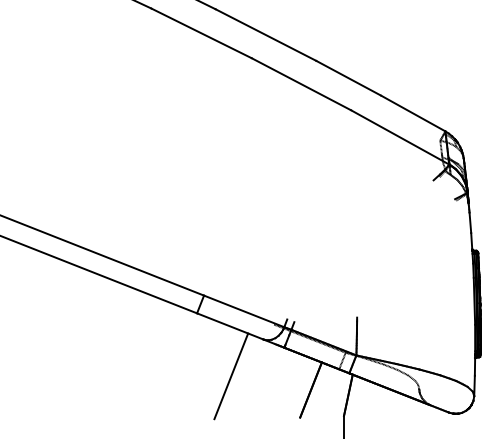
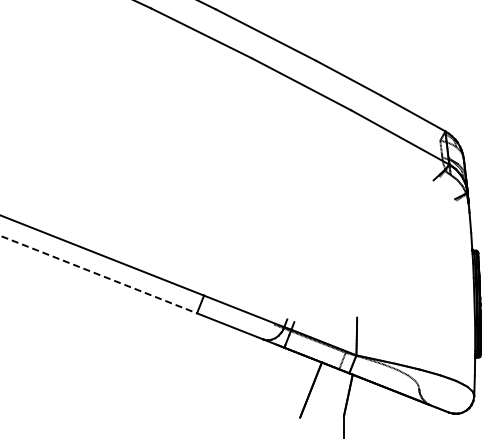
line: solid -> dashed (98, 274)
line: present -> none (231, 376)
